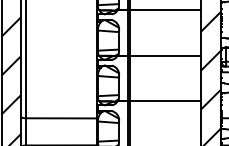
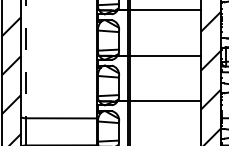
line: solid -> dashed (25, 59)
